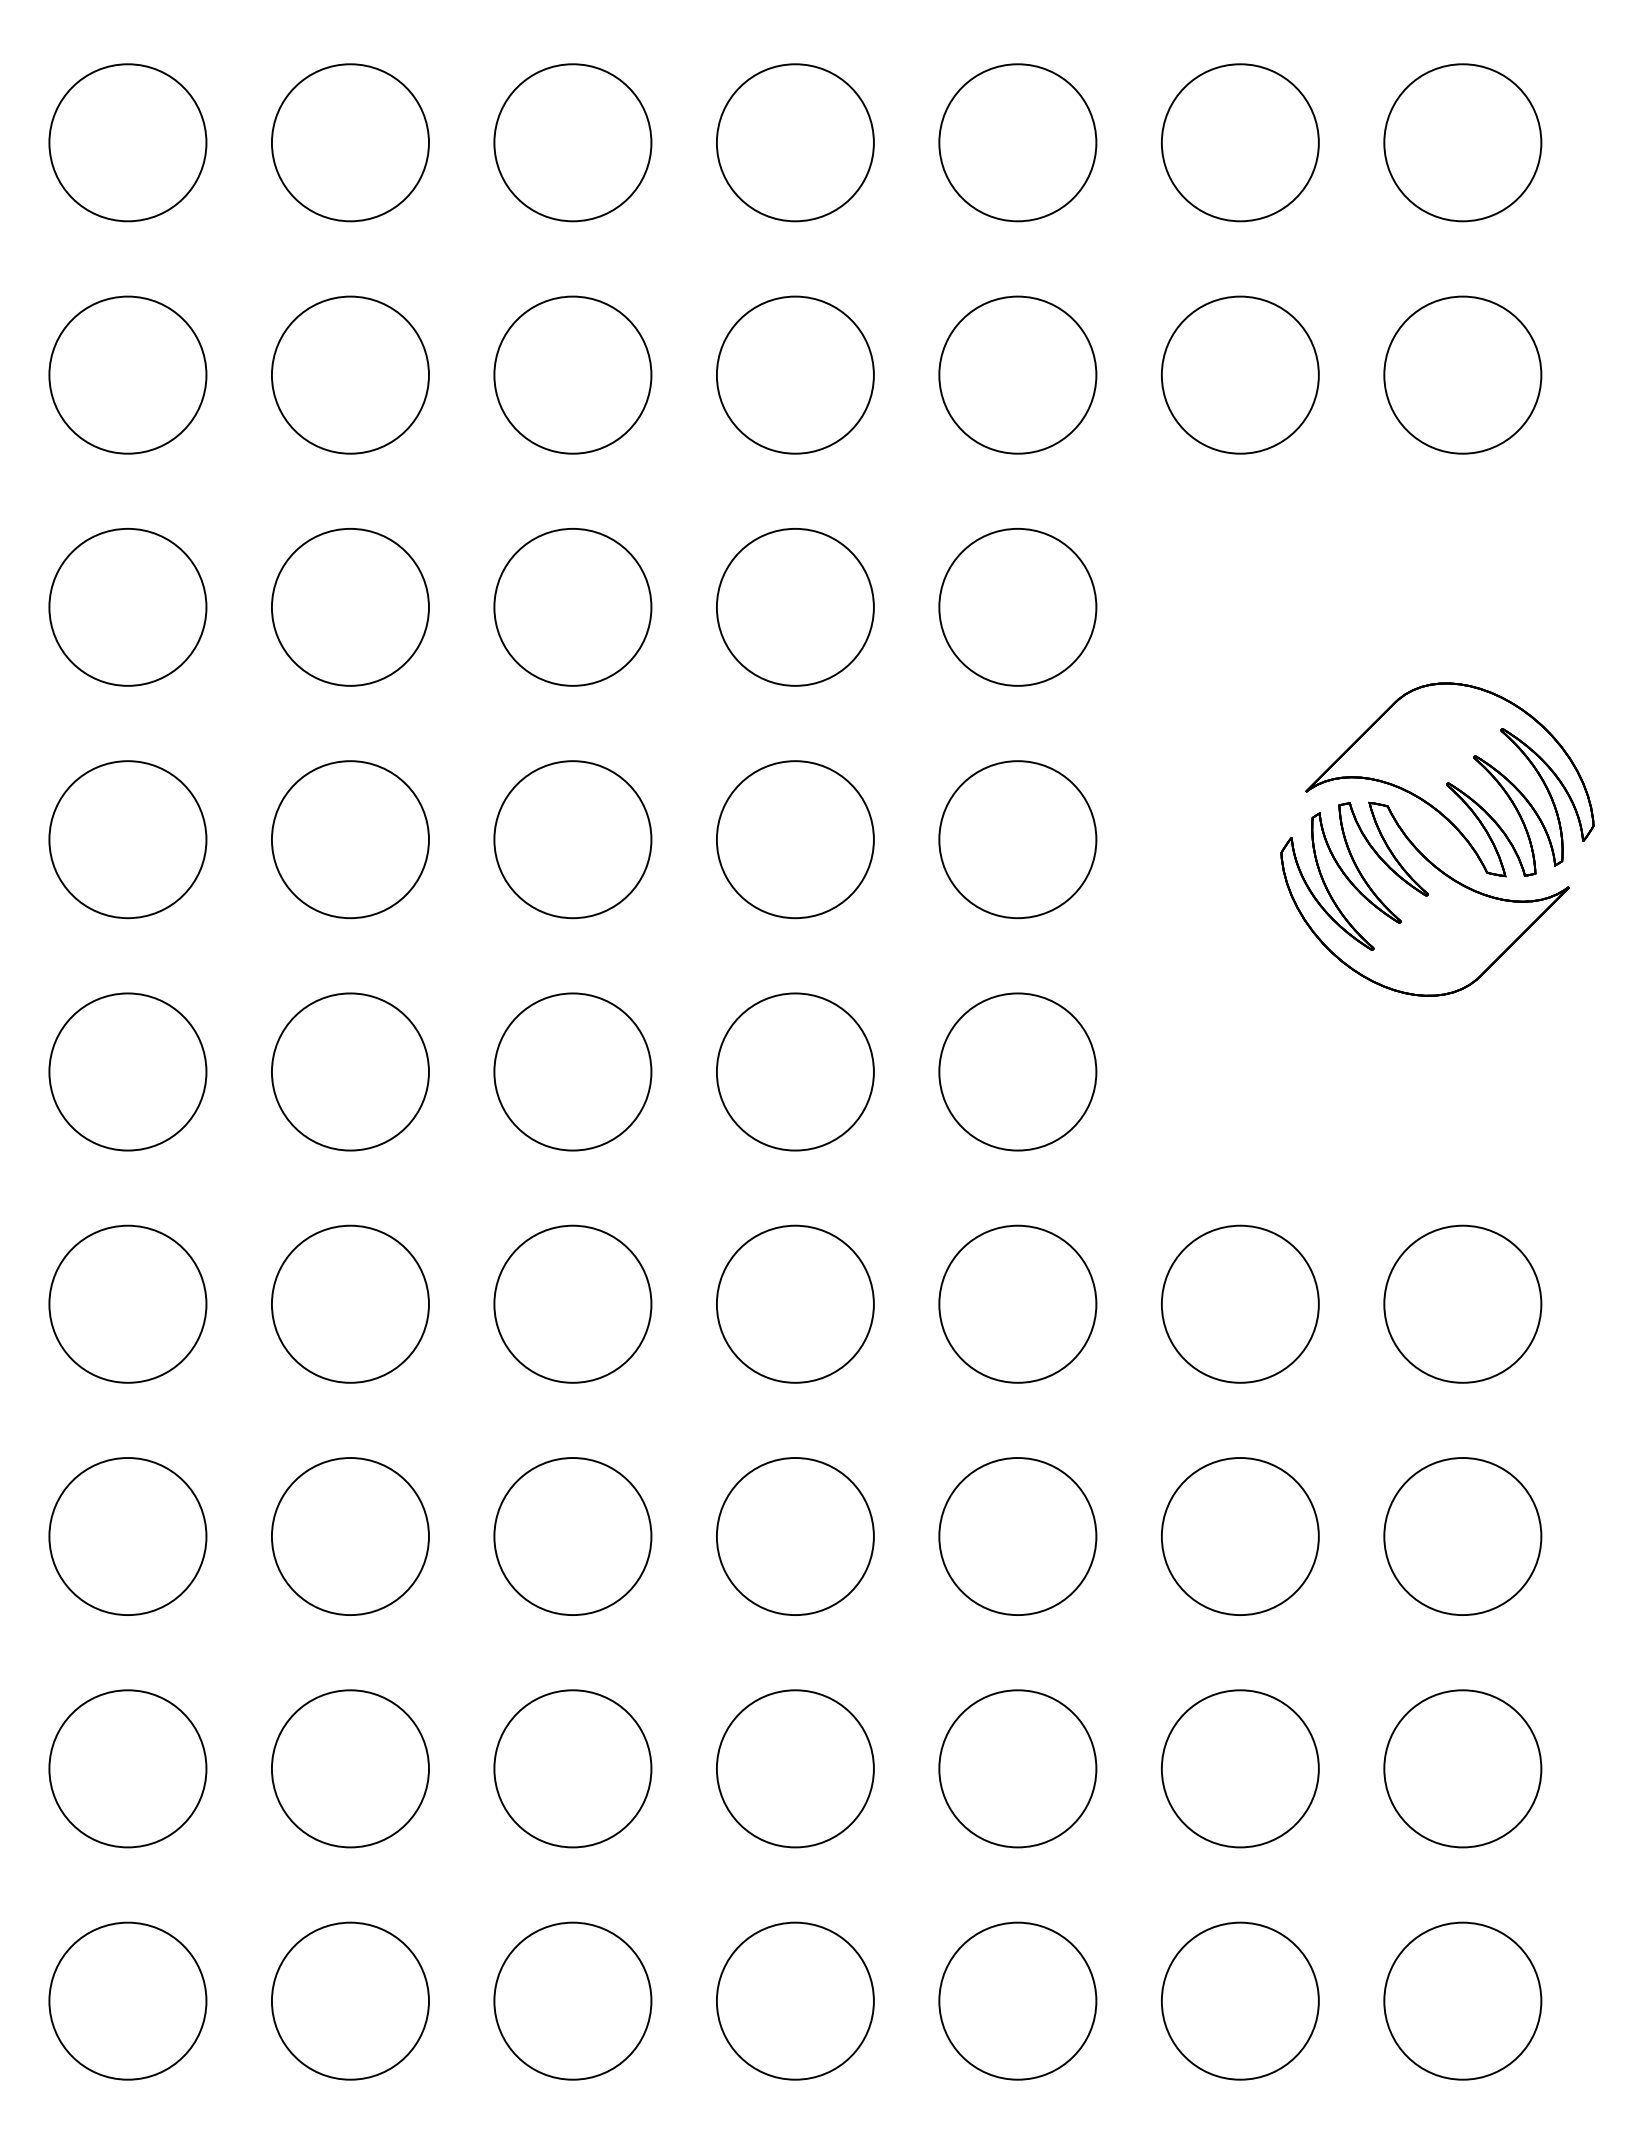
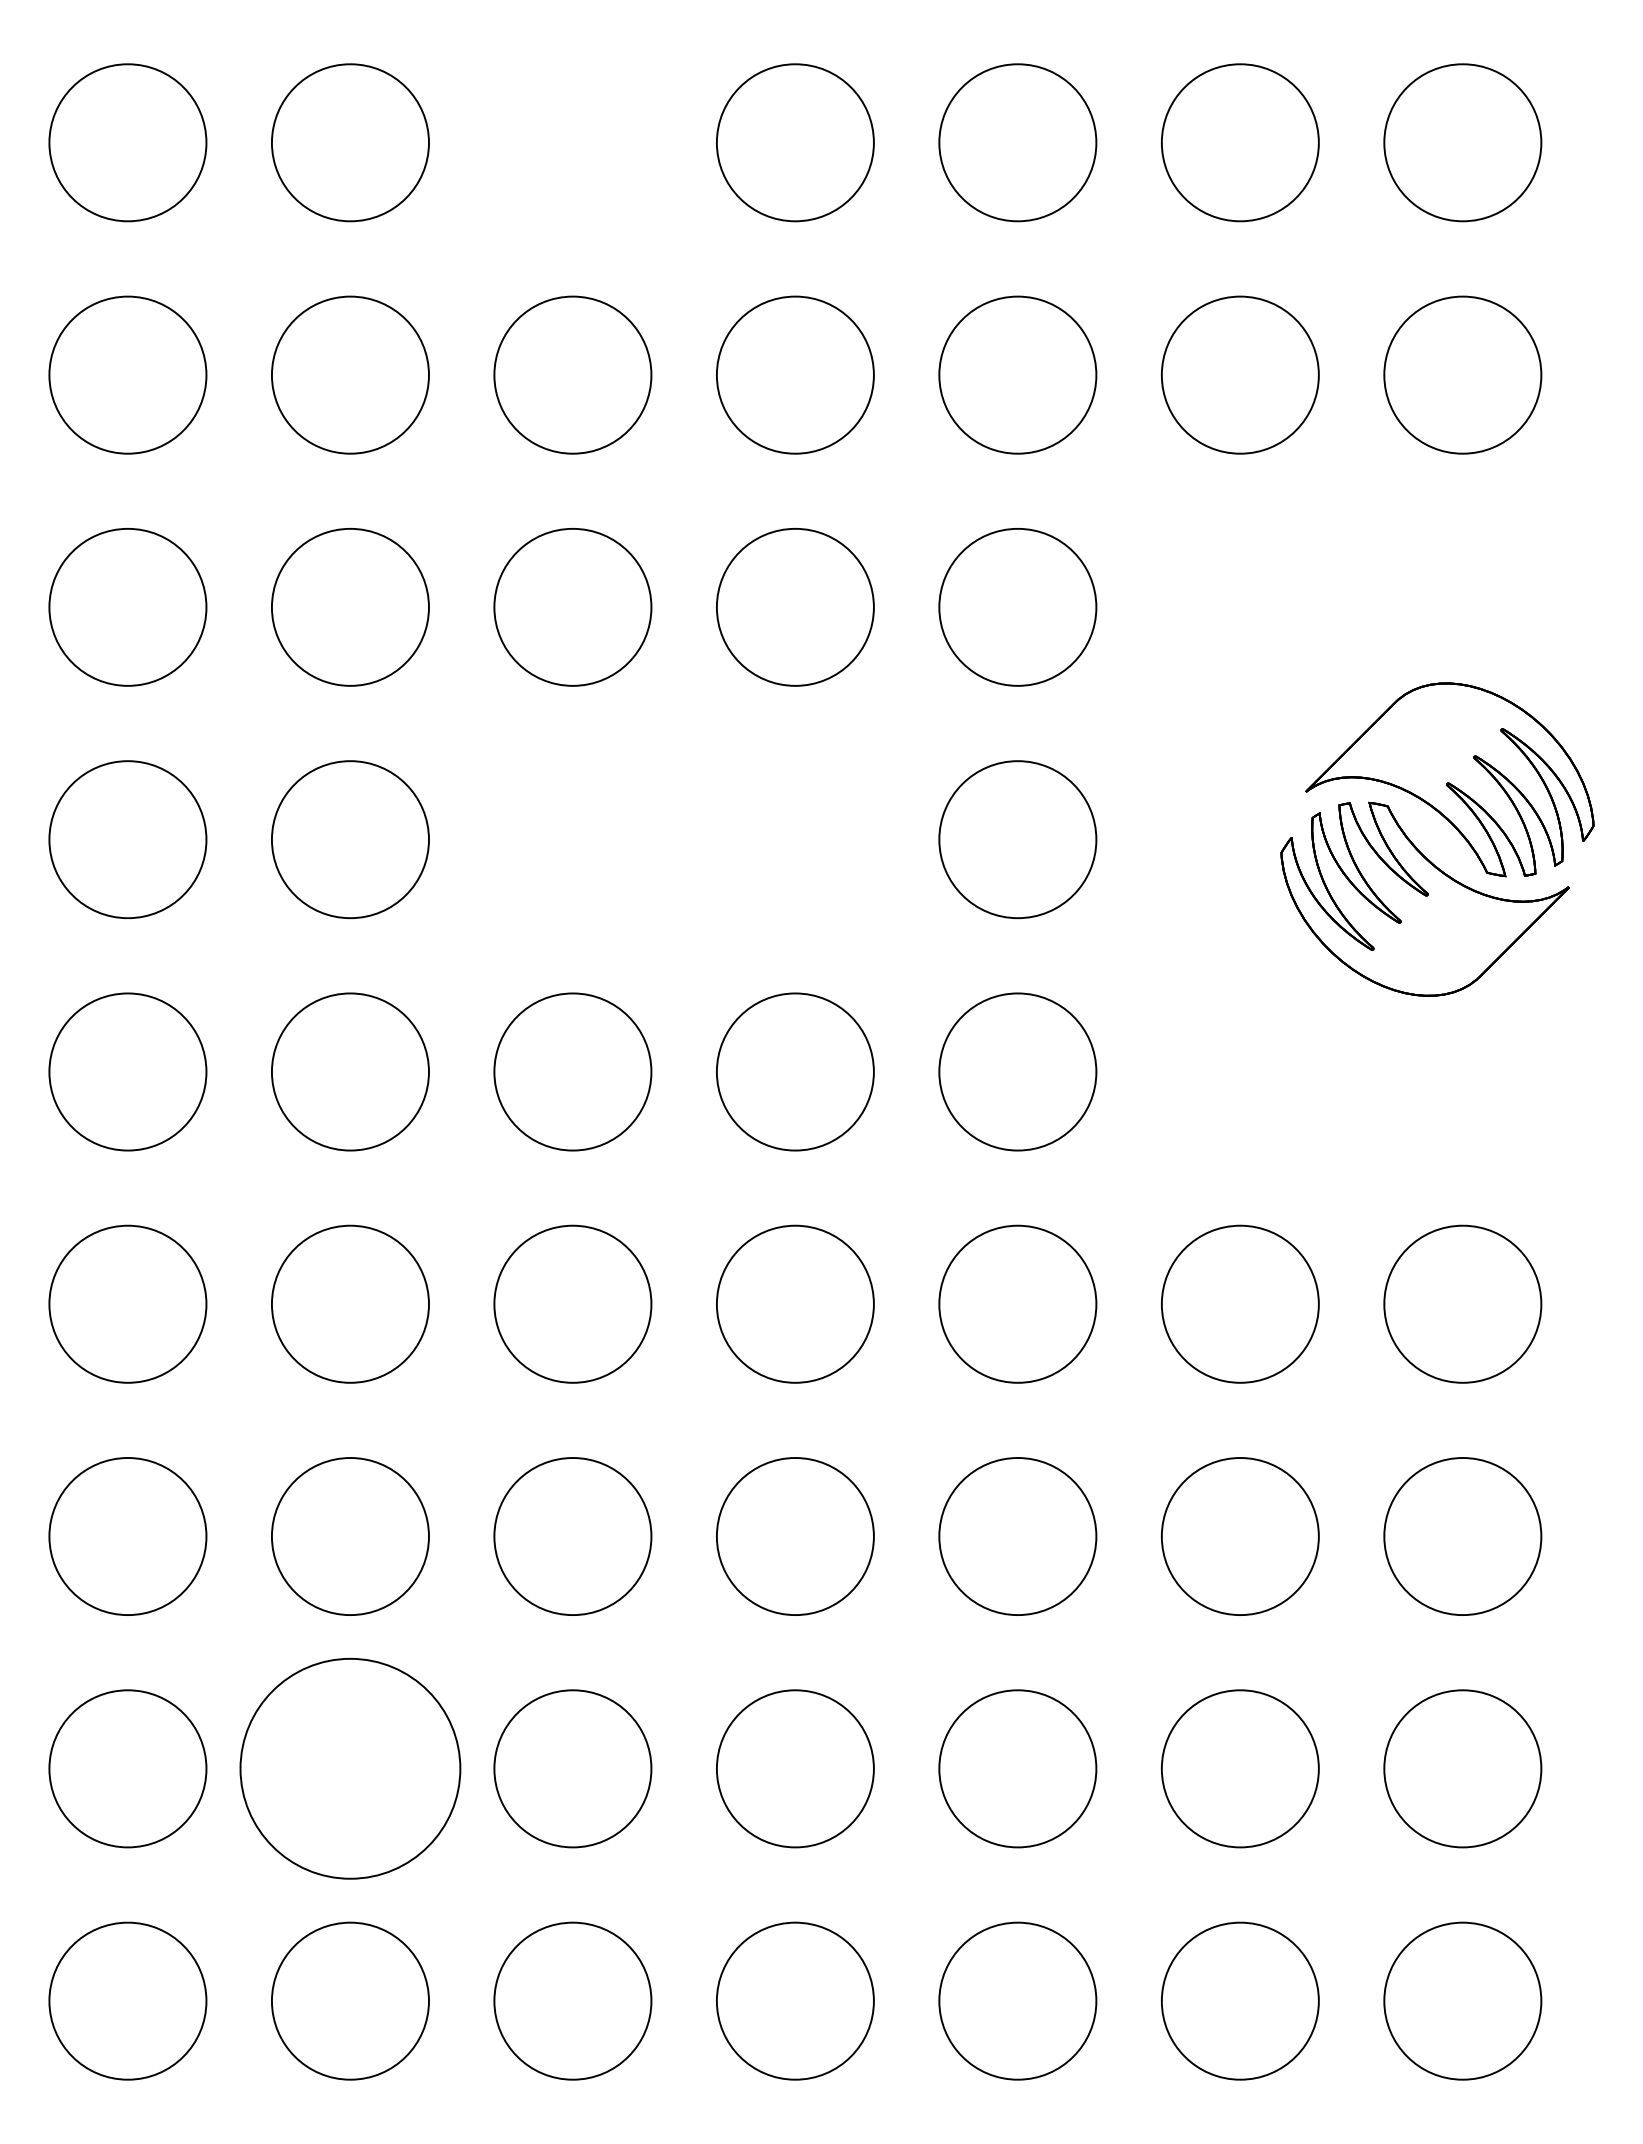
part: present -> none (572, 142)
part: present -> none (572, 839)
part: present -> none (795, 839)
part size: 159x160 px -> 223x223 px (350, 1768)
